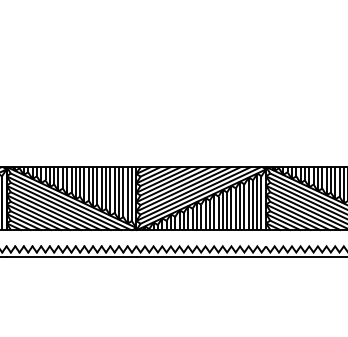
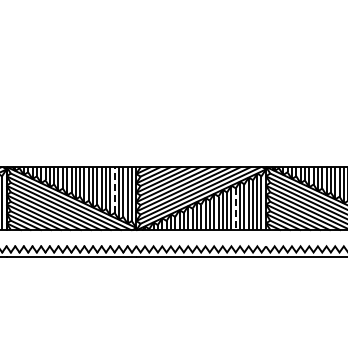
line: solid -> dashed (114, 189)
line: solid -> dashed (235, 209)
